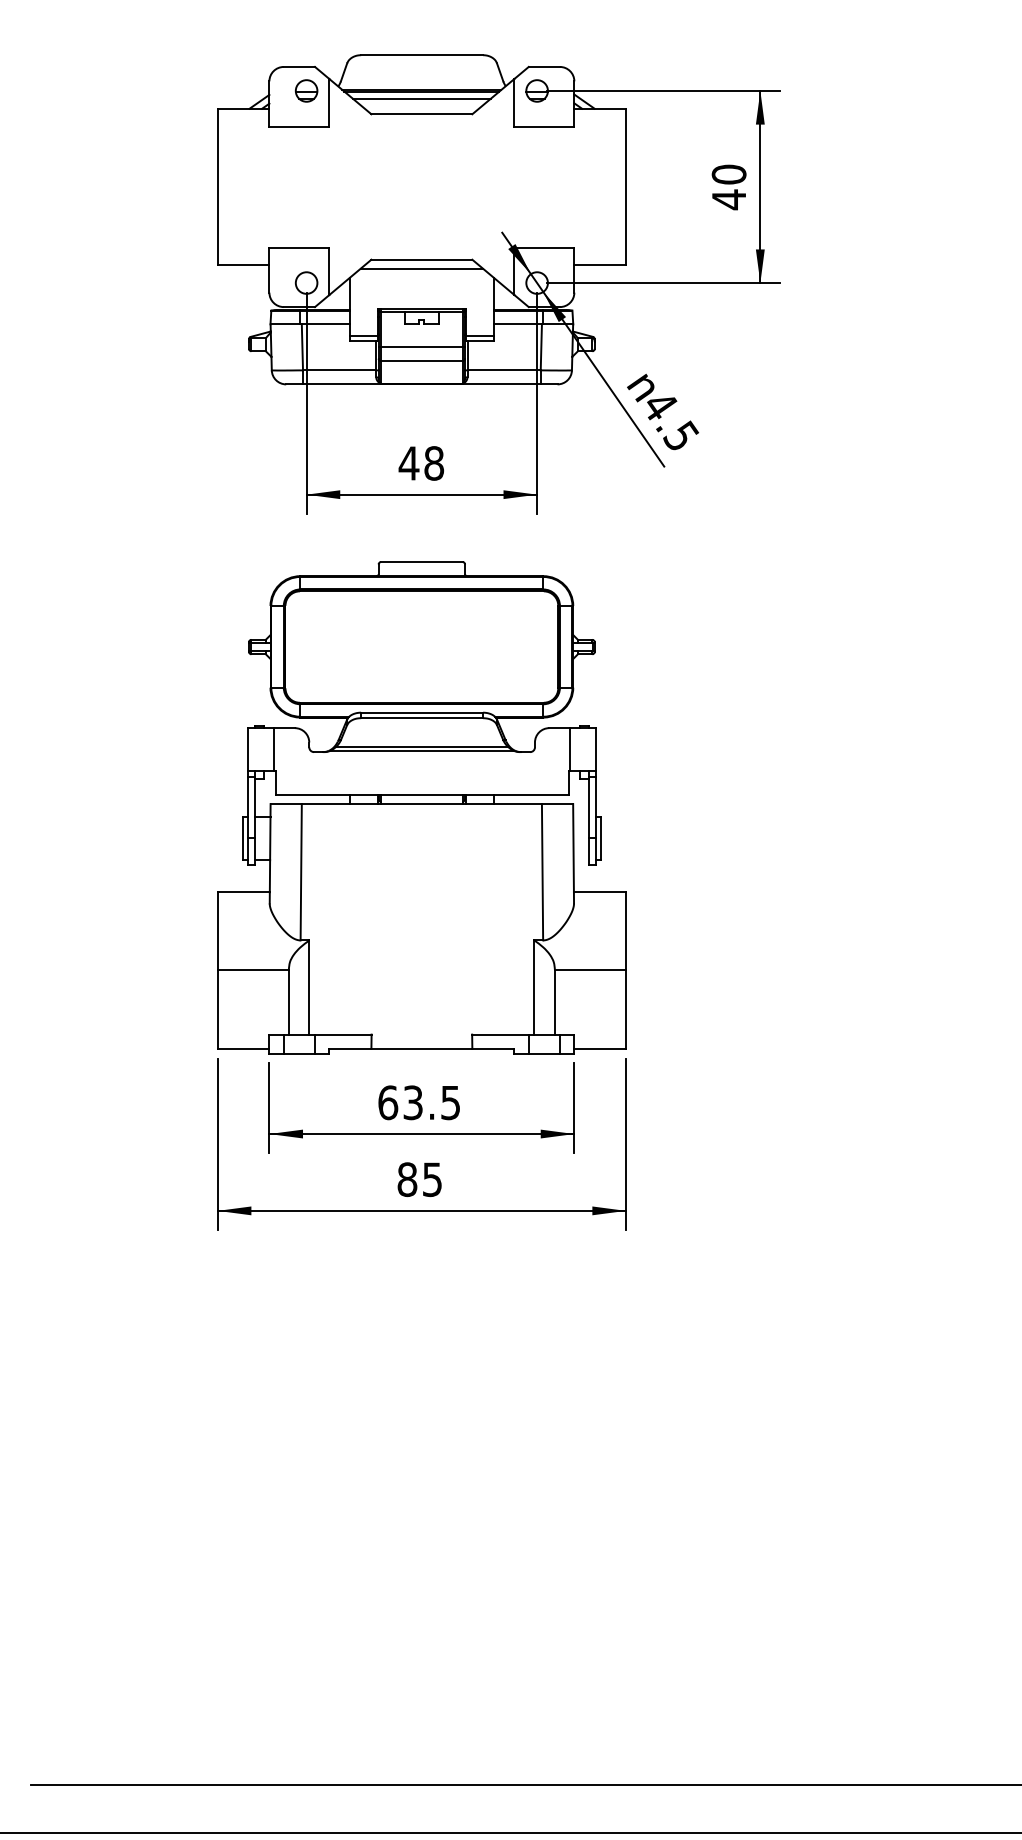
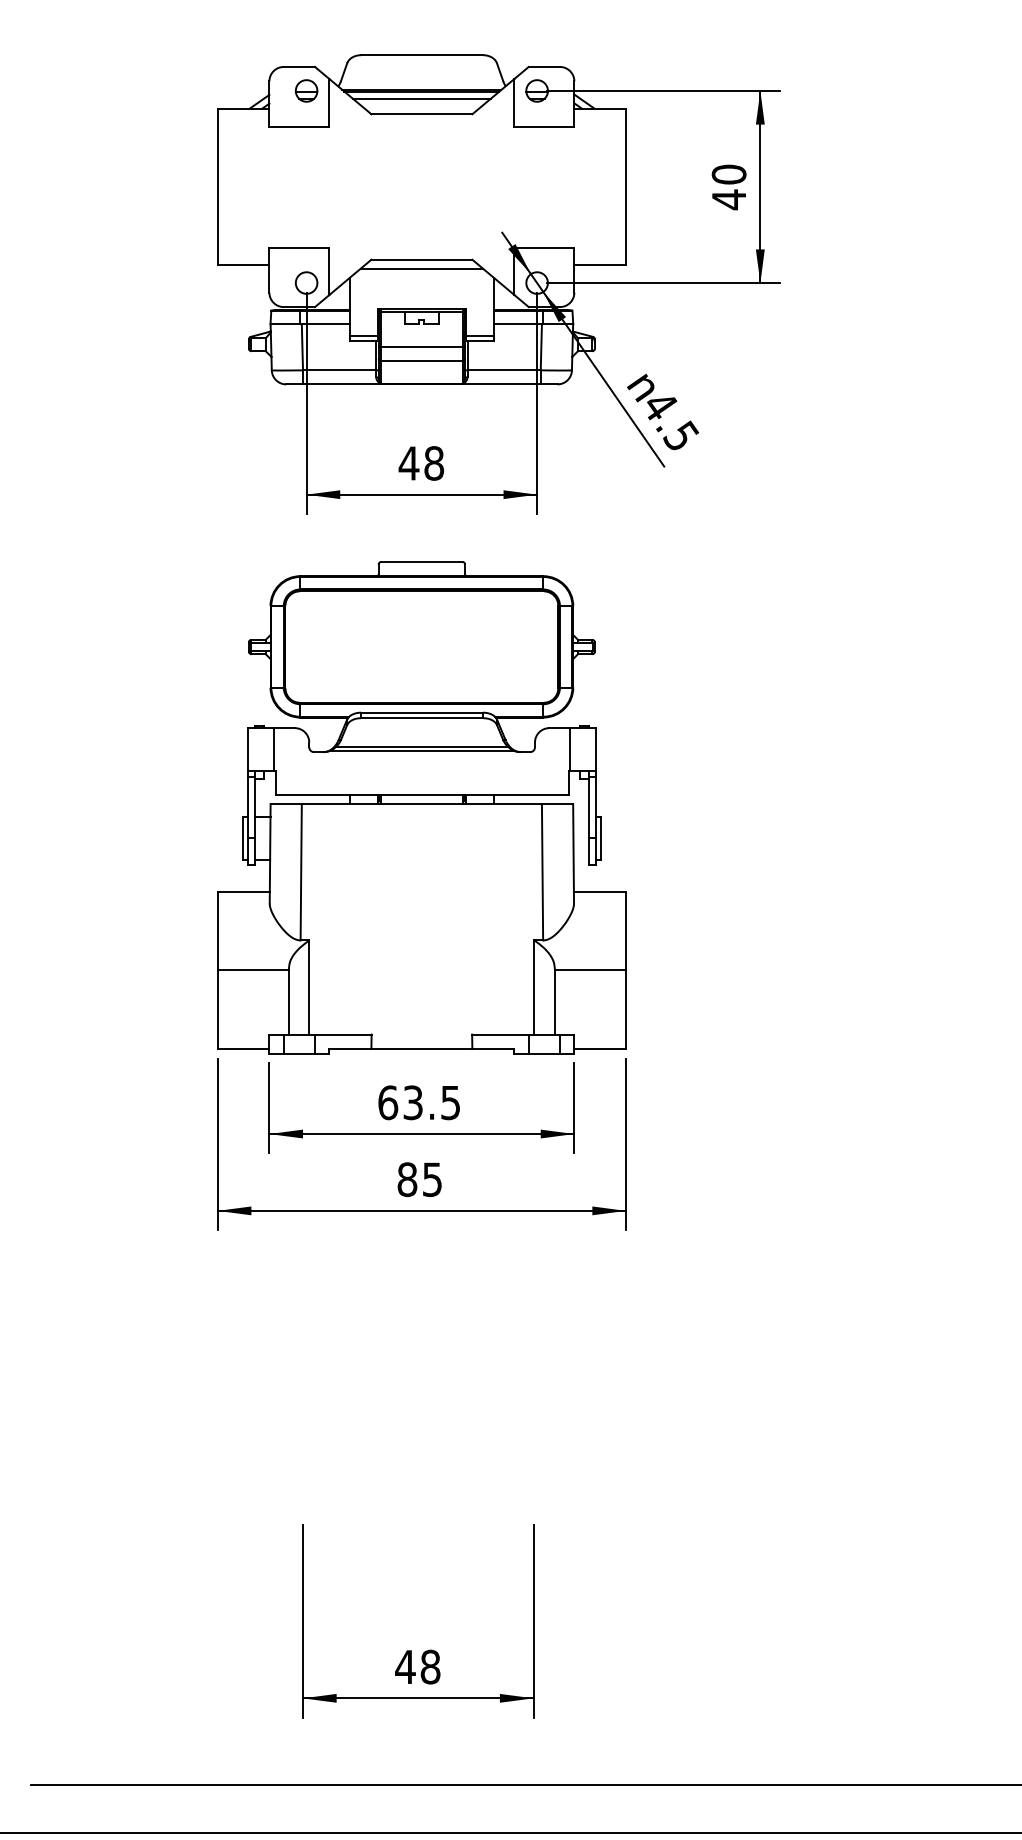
part: none -> present (411, 1650)
